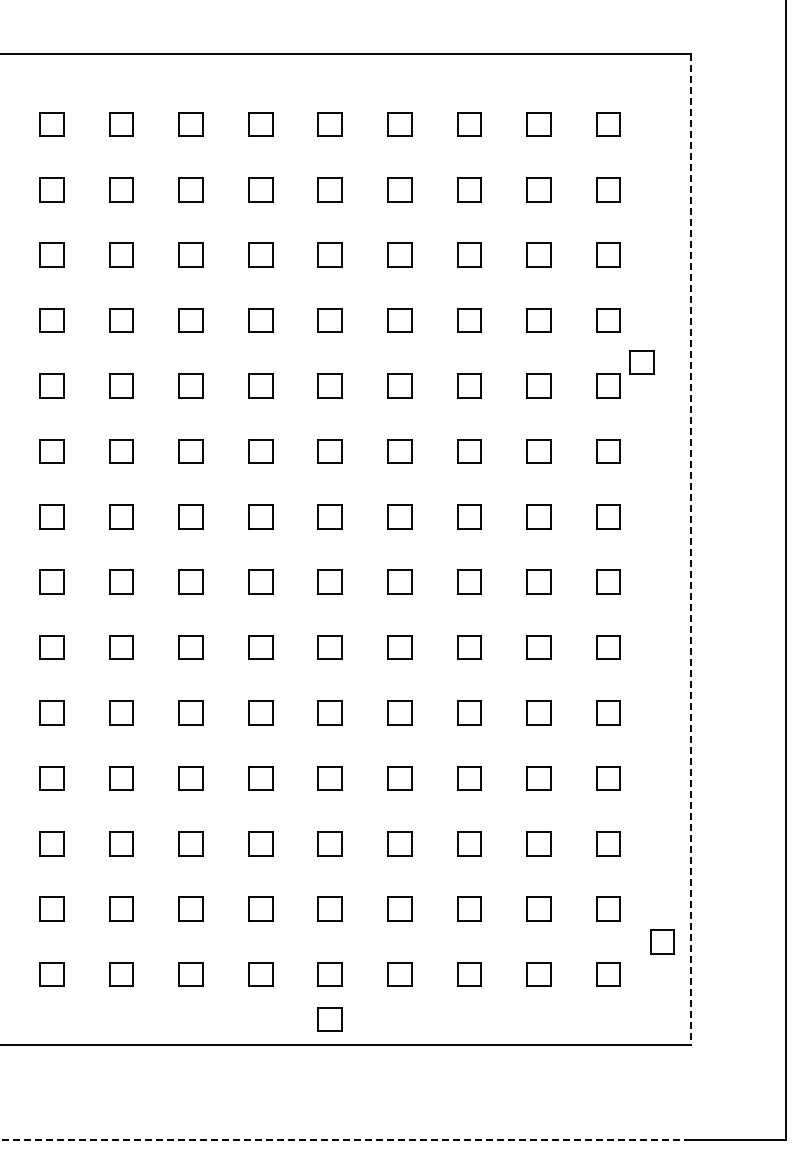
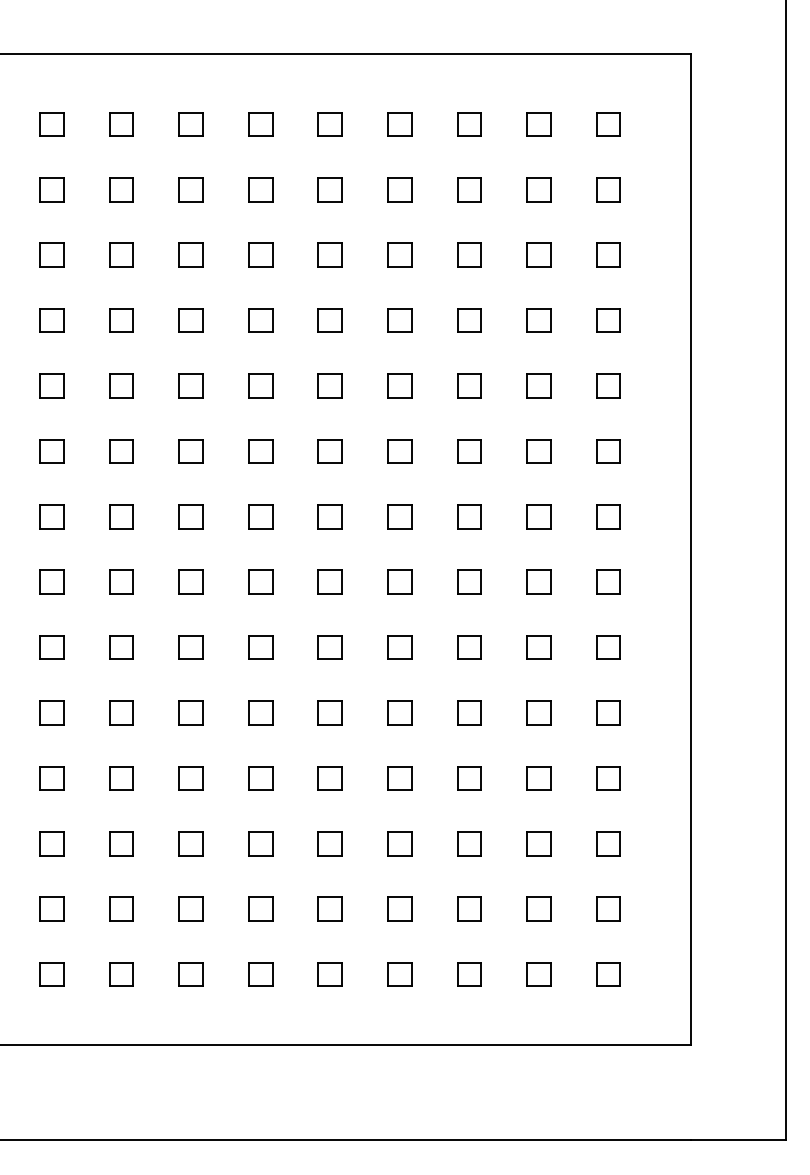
part: present -> none (641, 362)
line: dashed -> solid (691, 549)
part: present -> none (662, 941)
part: present -> none (329, 1019)
line: dashed -> solid (345, 1139)
